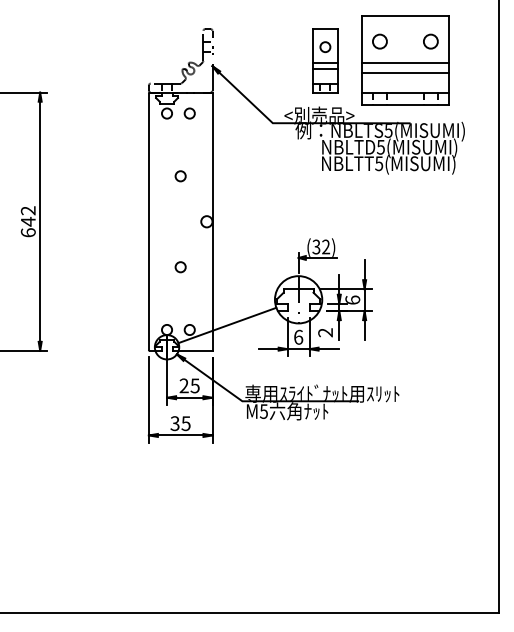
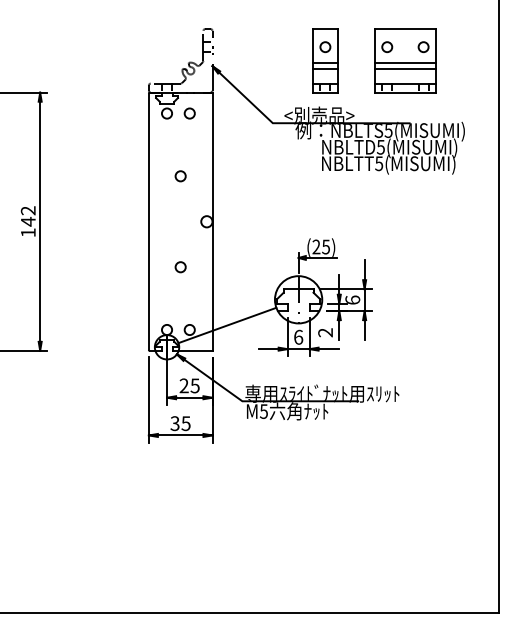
part size: 89x91 px -> 63x66 px (405, 60)
text: 642 -> 142 (27, 232)
text: (32) -> (25) (321, 246)
